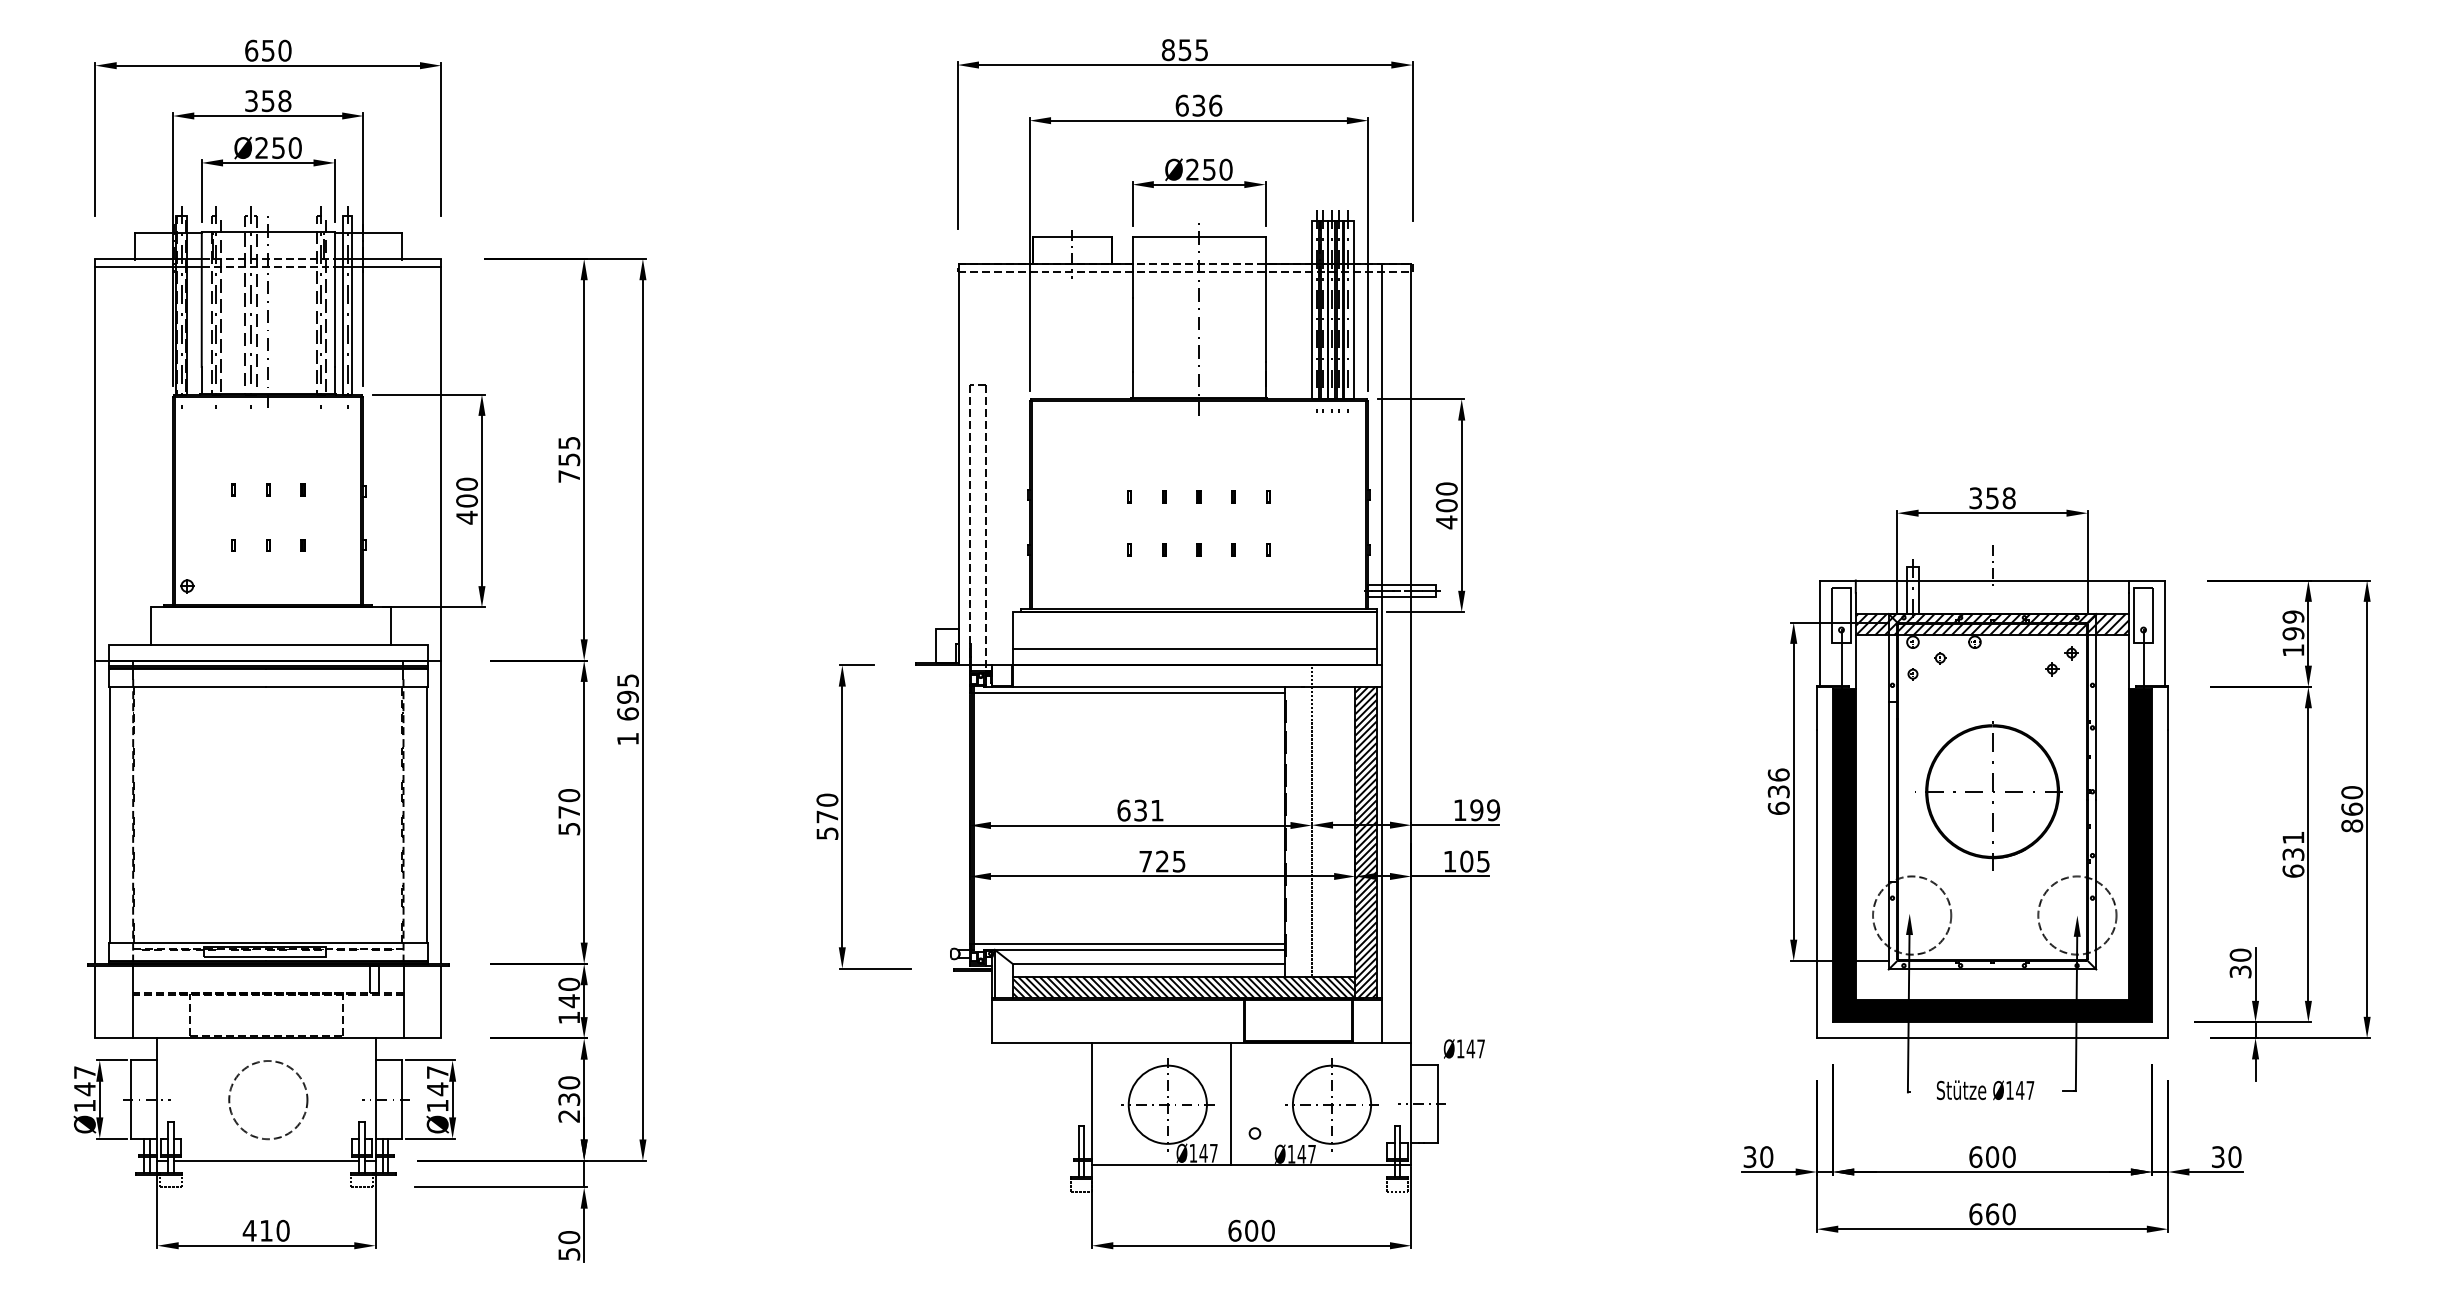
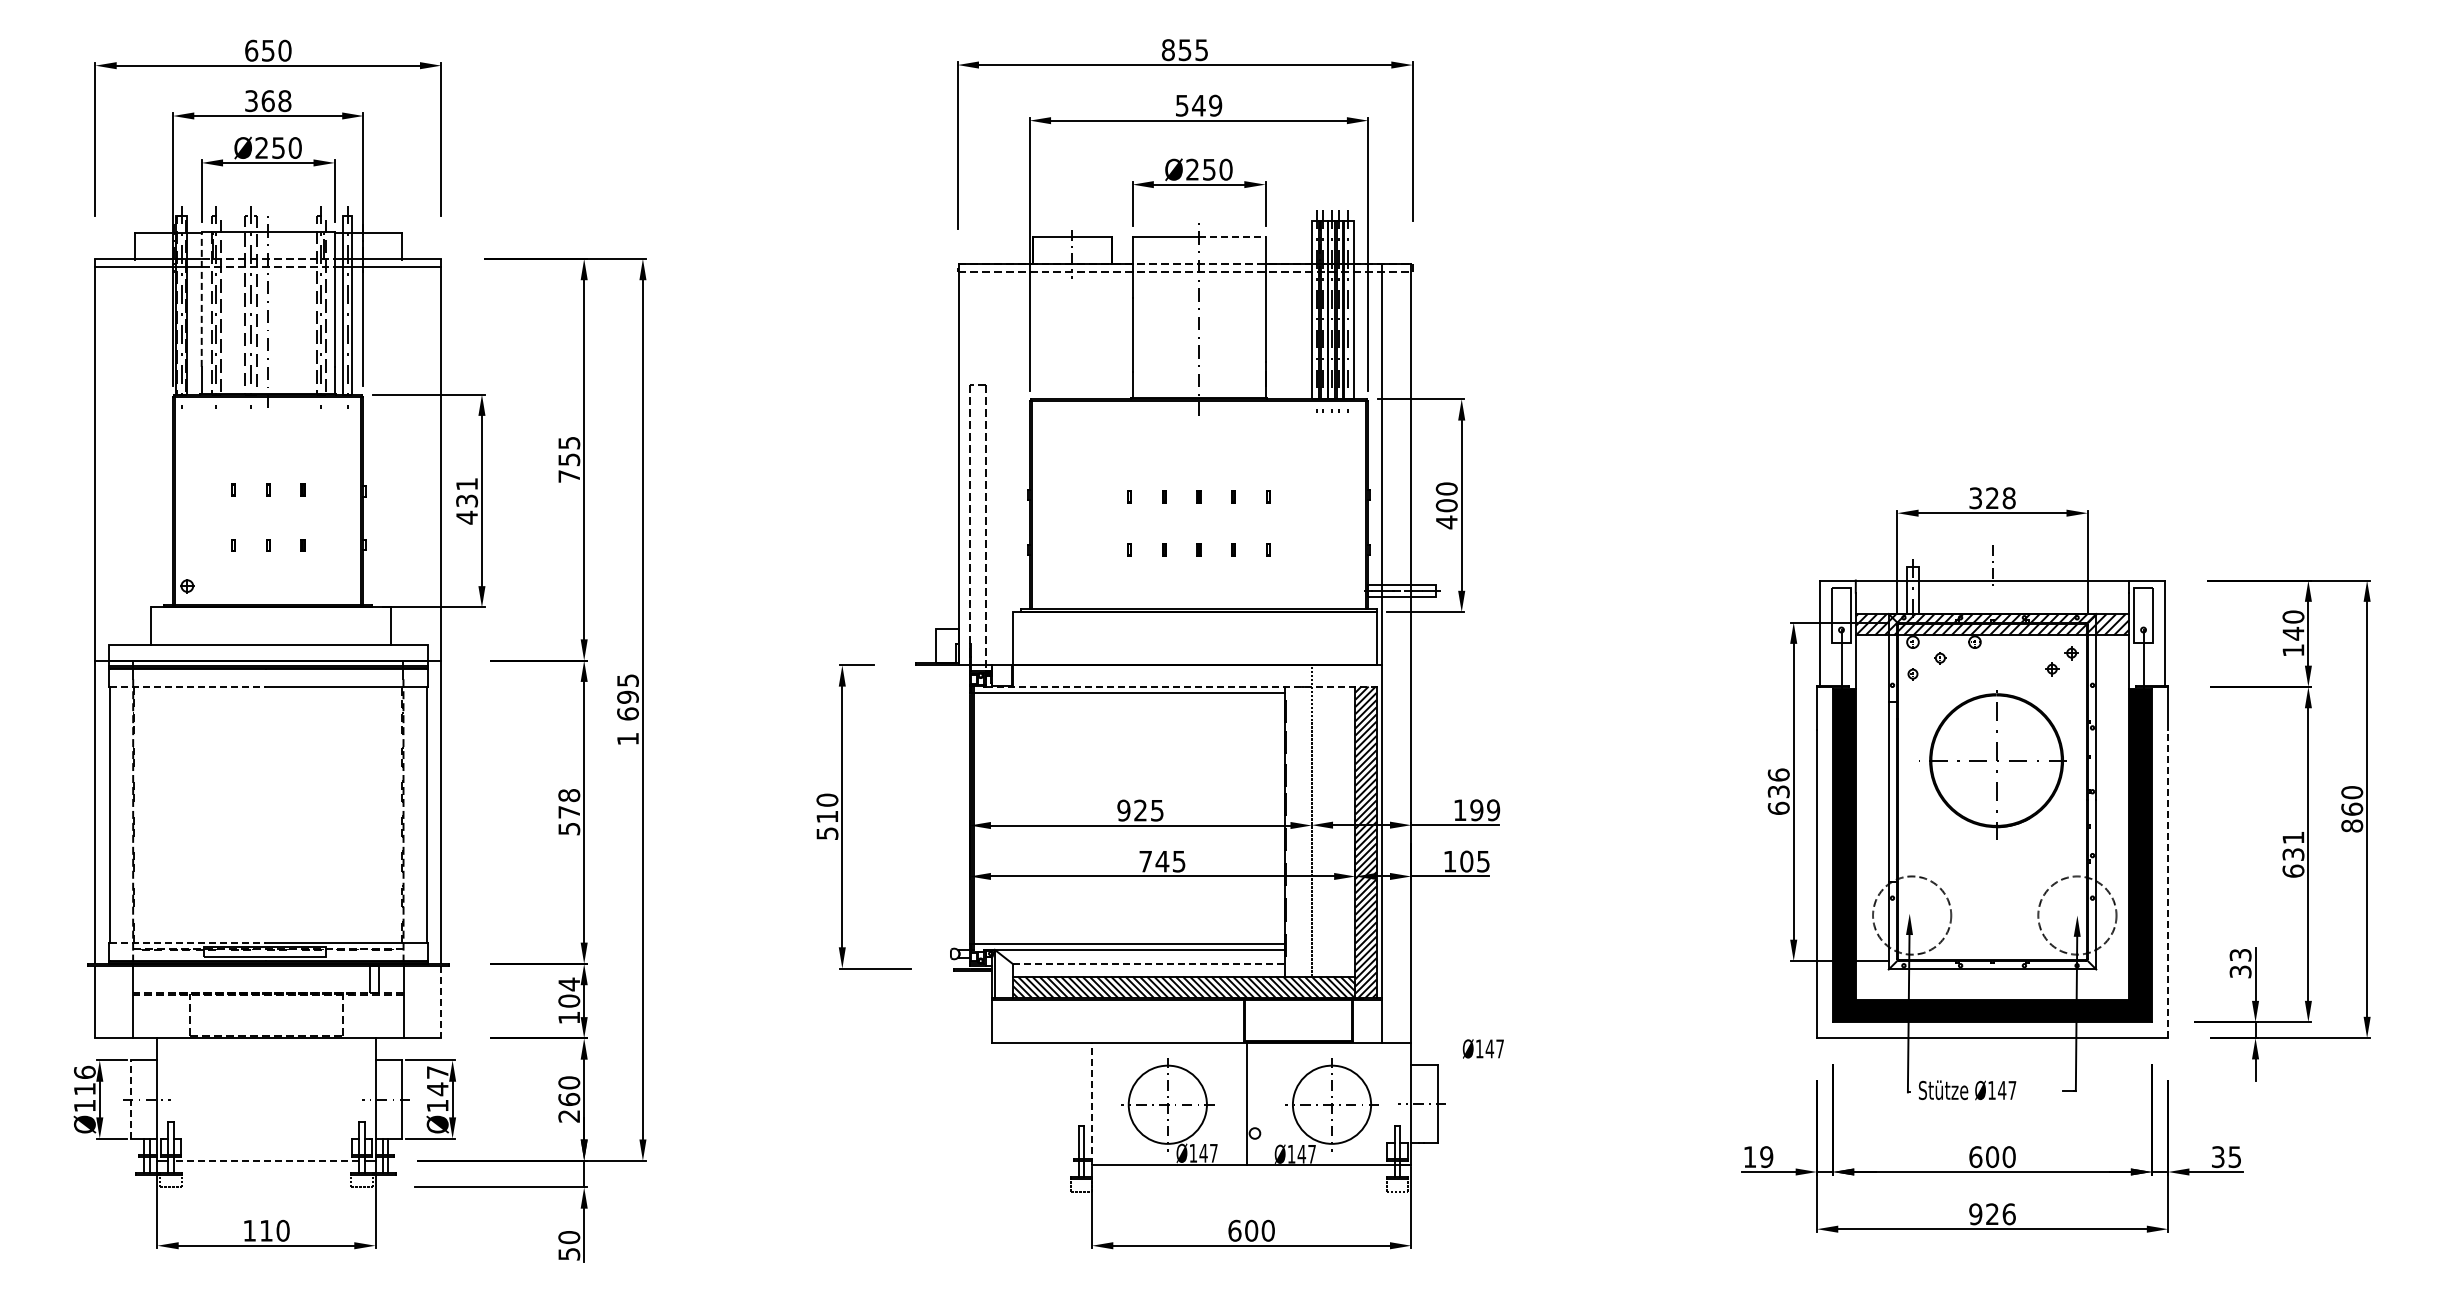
text: 358 -> 368 (267, 101)
text: 636 -> 549 (1198, 105)
line: solid -> dashed (1232, 236)
line: solid -> dashed (201, 299)
text: 400 -> 431 (467, 492)
text: 358 -> 328 (1992, 498)
text: 199 -> 140 (2293, 625)
line: present -> none (1194, 649)
line: solid -> dashed (1184, 686)
line: solid -> dashed (188, 687)
text: 570 -> 578 (568, 795)
part position: (1988, 795) -> (1992, 764) (1992, 764)
text: 631 -> 925 (1140, 810)
text: 570 -> 510 (826, 816)
text: 725 -> 745 (1162, 861)
line: solid -> dashed (2168, 883)
line: solid -> dashed (188, 942)
text: 30 -> 33 (2240, 954)
line: solid -> dashed (1148, 964)
text: 140 -> 104 (569, 992)
line: solid -> dashed (441, 1002)
text position: (1463, 1048) -> (1482, 1048) (1482, 1048)
text: Ø147 -> Ø116 (84, 1080)
text position: (1985, 1090) -> (1967, 1090) (1967, 1090)
line: solid -> dashed (130, 1099)
text: 230 -> 260 (569, 1099)
circle: present -> none (268, 1100)
line: solid -> dashed (1092, 1103)
line position: (1230, 1104) -> (1246, 1104) (1246, 1104)
text: 30 -> 19 (1758, 1157)
text: 30 -> 35 (2234, 1157)
line: solid -> dashed (266, 1160)
text: 660 -> 926 (1992, 1214)
text: 410 -> 110 (249, 1230)
